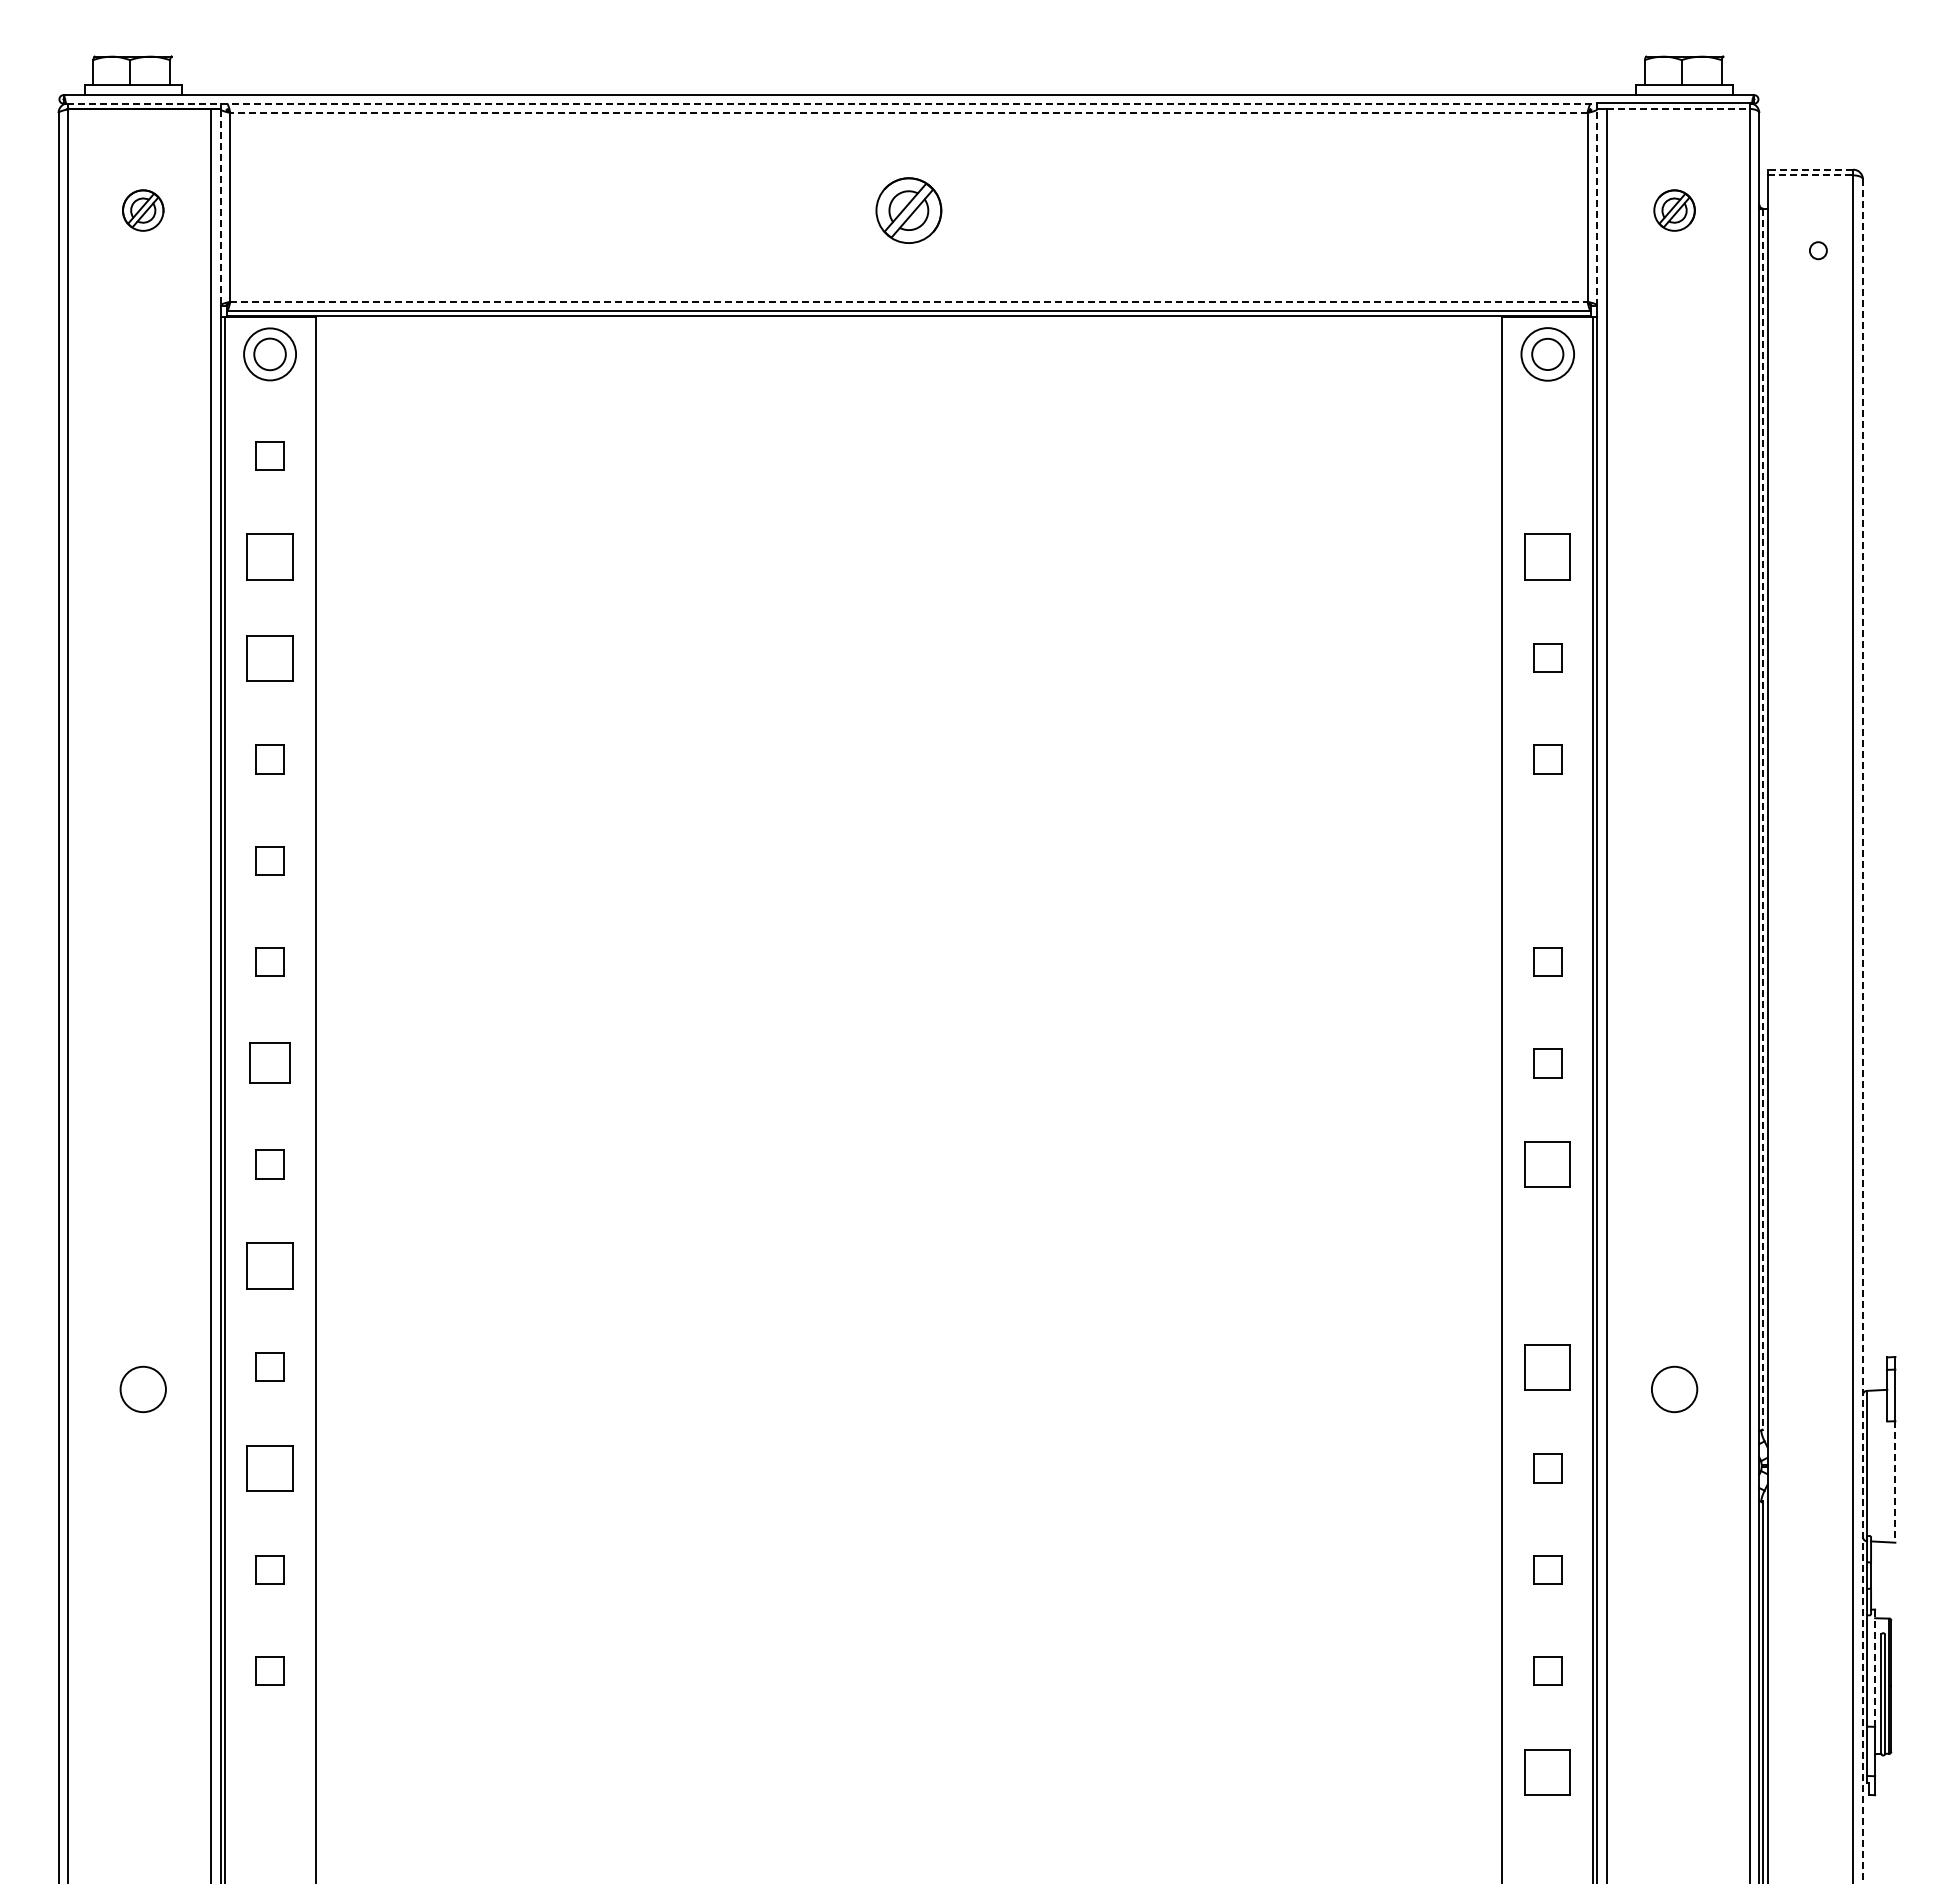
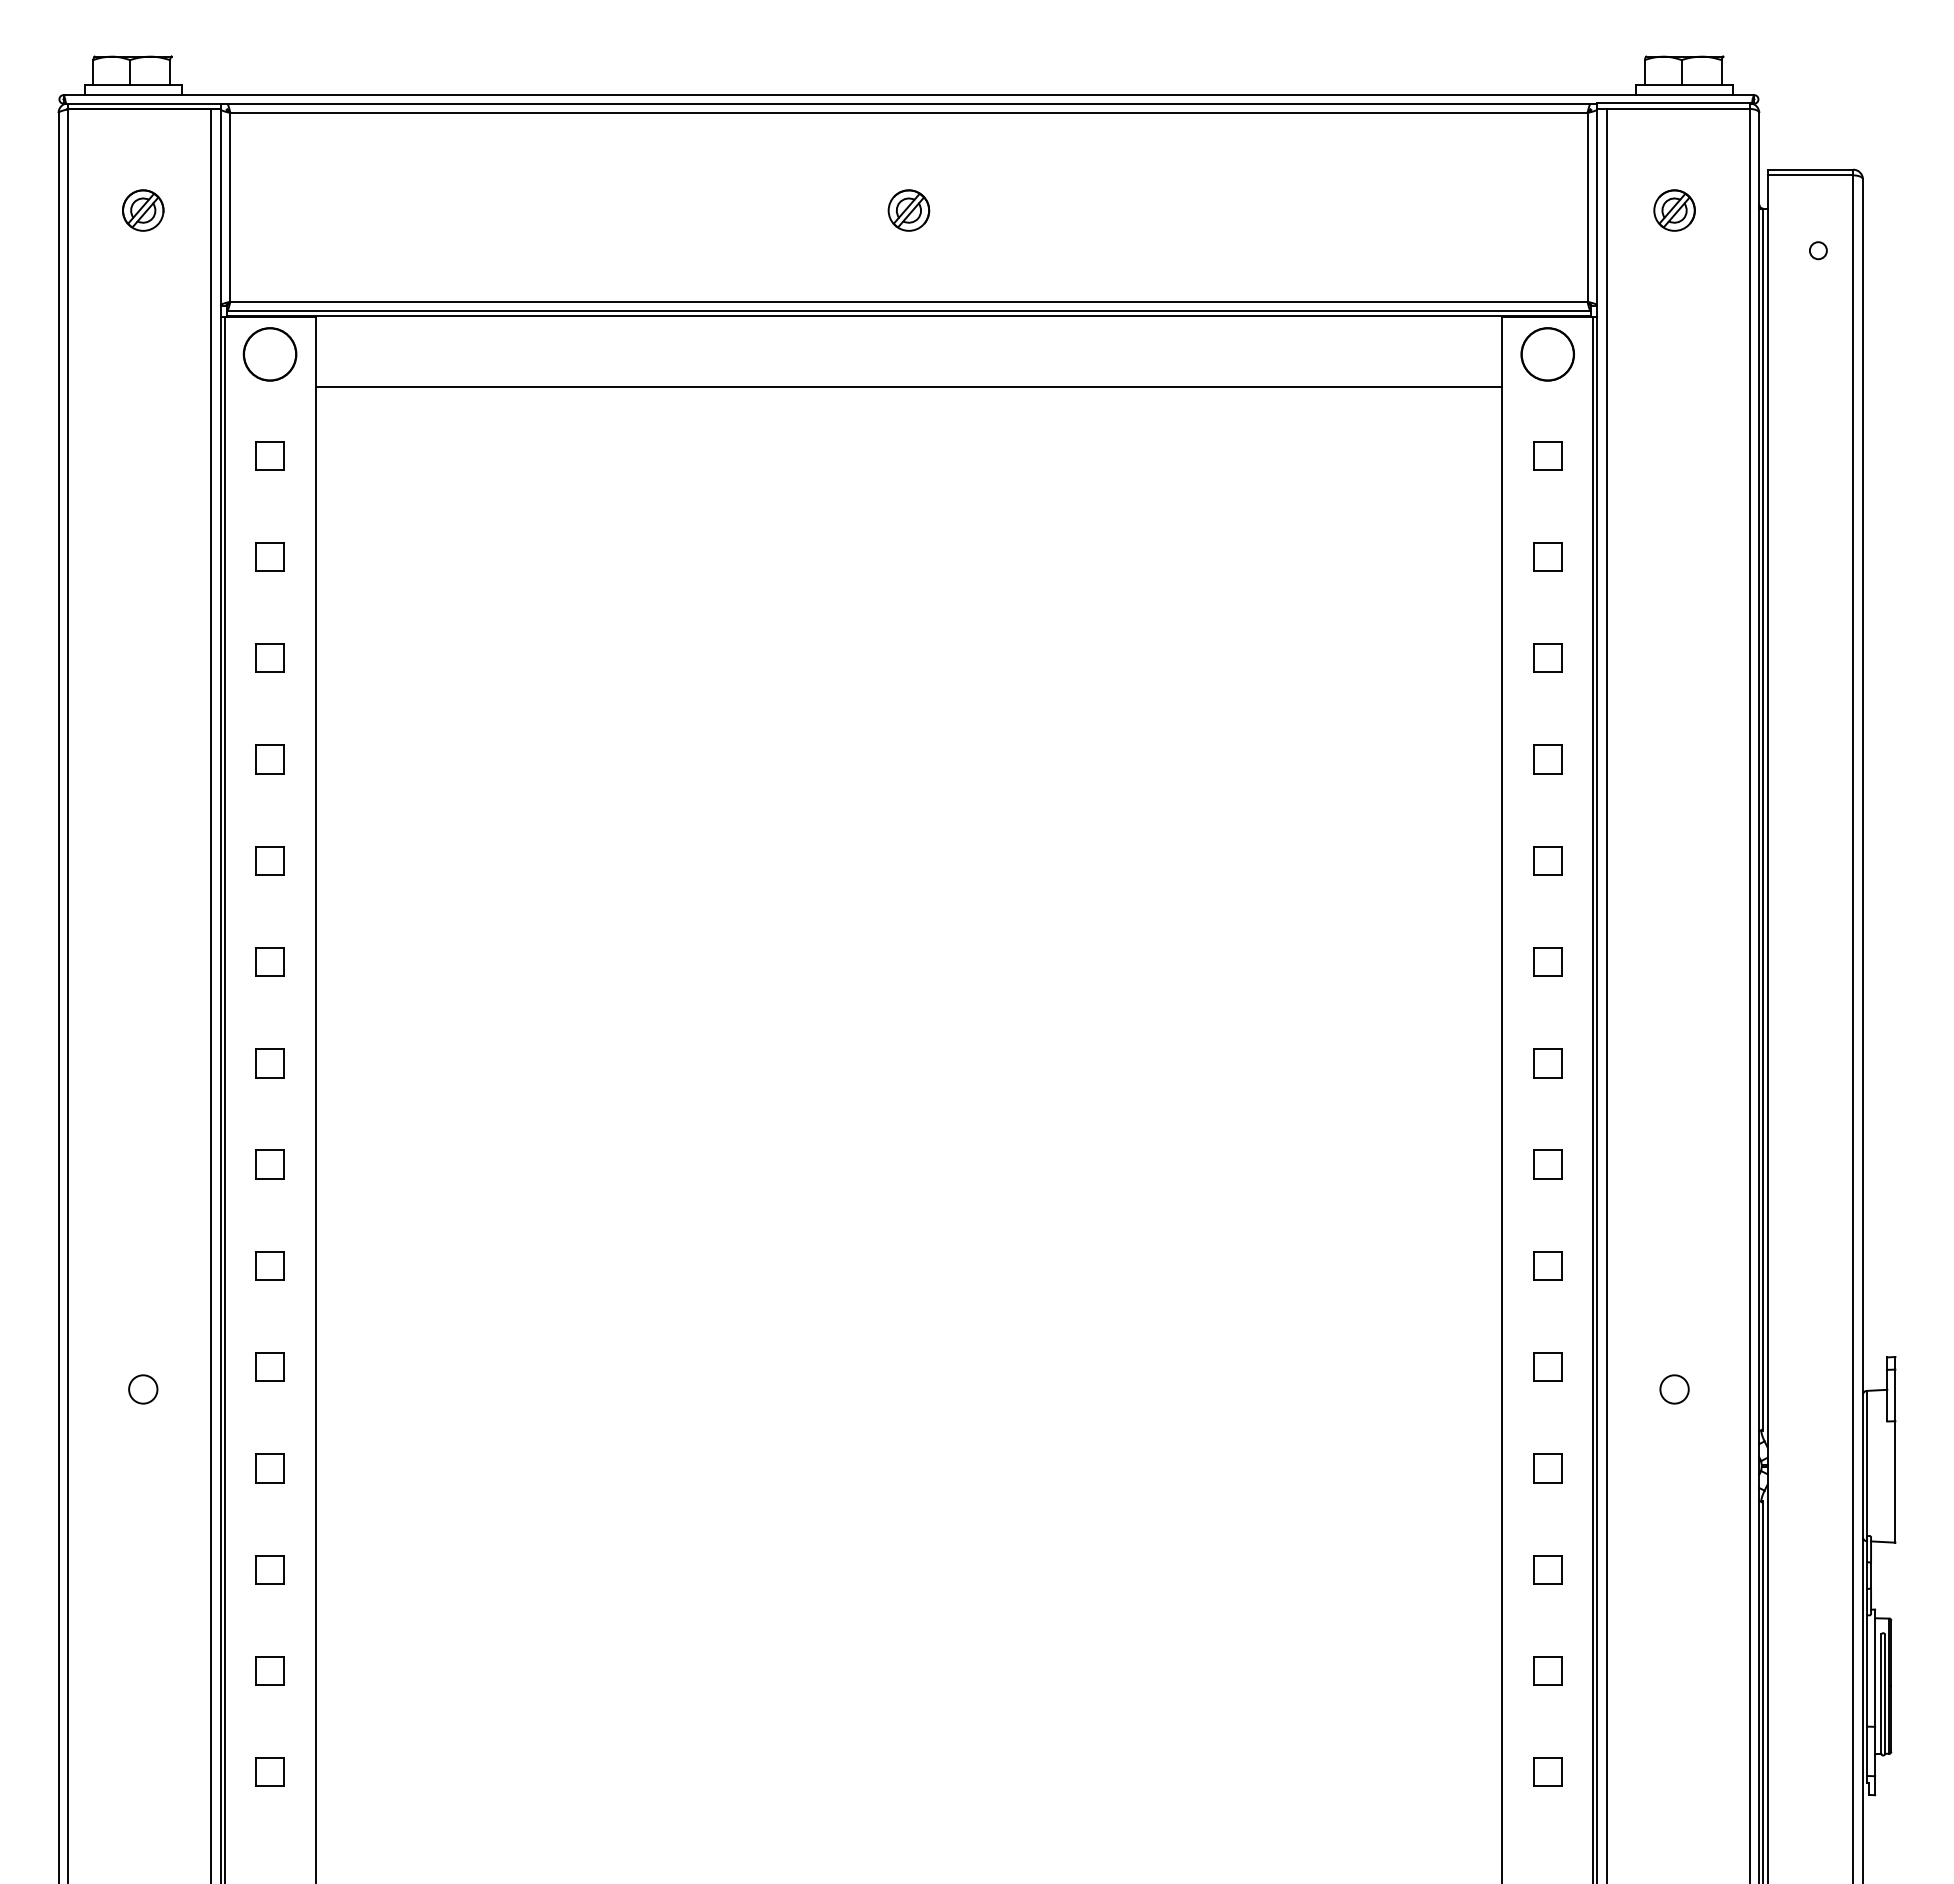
line: dashed -> solid (832, 103)
line: dashed -> solid (1678, 108)
line: dashed -> solid (908, 112)
line: dashed -> solid (1810, 169)
line: dashed -> solid (1810, 175)
line: dashed -> solid (220, 207)
line: dashed -> solid (1597, 207)
part size: 68x67 px -> 44x43 px (908, 210)
line: dashed -> solid (908, 301)
circle diameter: 32 px -> 53 px (269, 354)
circle diameter: 31 px -> 52 px (1547, 354)
line: none -> present (908, 386)
part: none -> present (1547, 455)
part size: 48x48 px -> 30x30 px (269, 556)
part size: 47x48 px -> 30x30 px (1547, 556)
part size: 48x47 px -> 30x30 px (269, 657)
line: dashed -> solid (1763, 820)
part: none -> present (1547, 860)
line: dashed -> solid (1862, 1032)
part size: 42x42 px -> 30x31 px (269, 1063)
part size: 47x47 px -> 30x31 px (1547, 1164)
part size: 48x48 px -> 30x30 px (269, 1265)
part: none -> present (1547, 1265)
part size: 47x47 px -> 30x30 px (1547, 1366)
circle diameter: 45 px -> 28 px (143, 1389)
circle diameter: 45 px -> 28 px (1674, 1389)
part size: 48x47 px -> 30x31 px (269, 1468)
line: dashed -> solid (1895, 1481)
line: dashed -> solid (1875, 1668)
part: none -> present (269, 1771)
part size: 47x47 px -> 30x30 px (1547, 1771)
